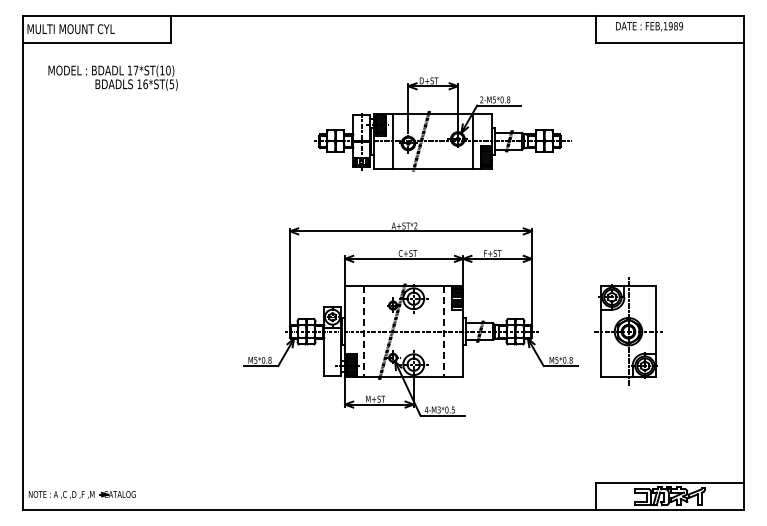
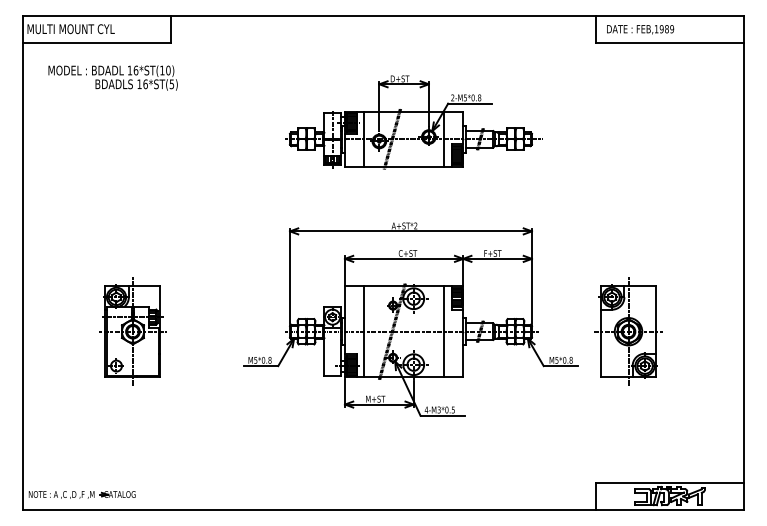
text position: (649, 26) -> (640, 29) (640, 29)
text: 17*ST(10) -> 16*ST(10) (135, 70)
part position: (442, 124) -> (413, 122) (413, 122)
part: none -> present (132, 331)
line: dashed -> solid (364, 332)
line: dashed -> solid (443, 332)
